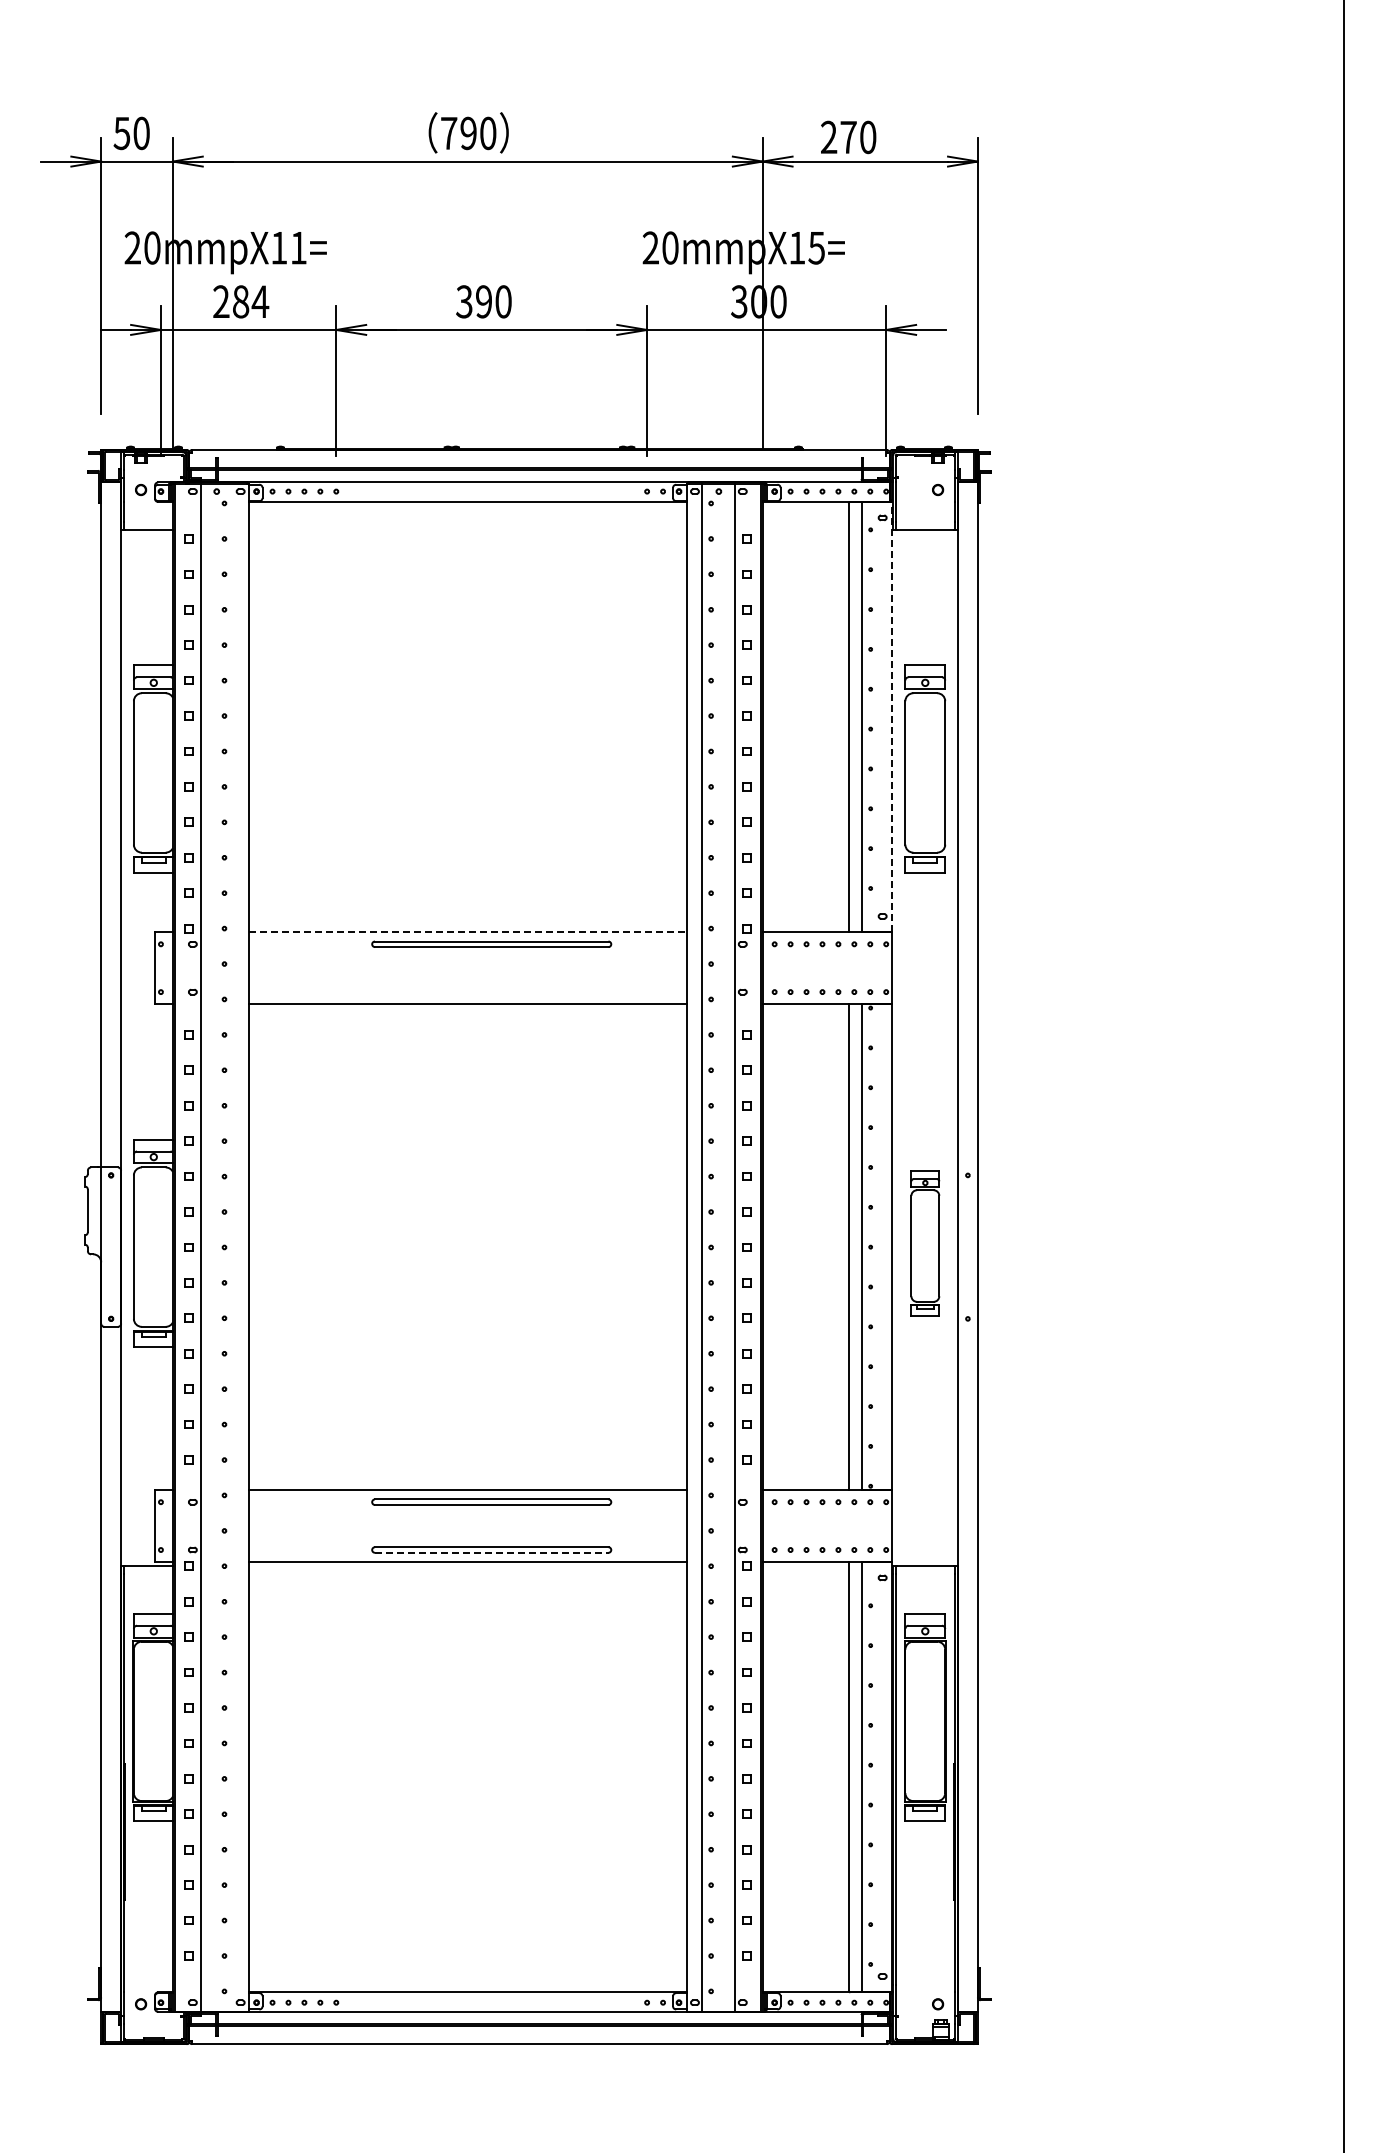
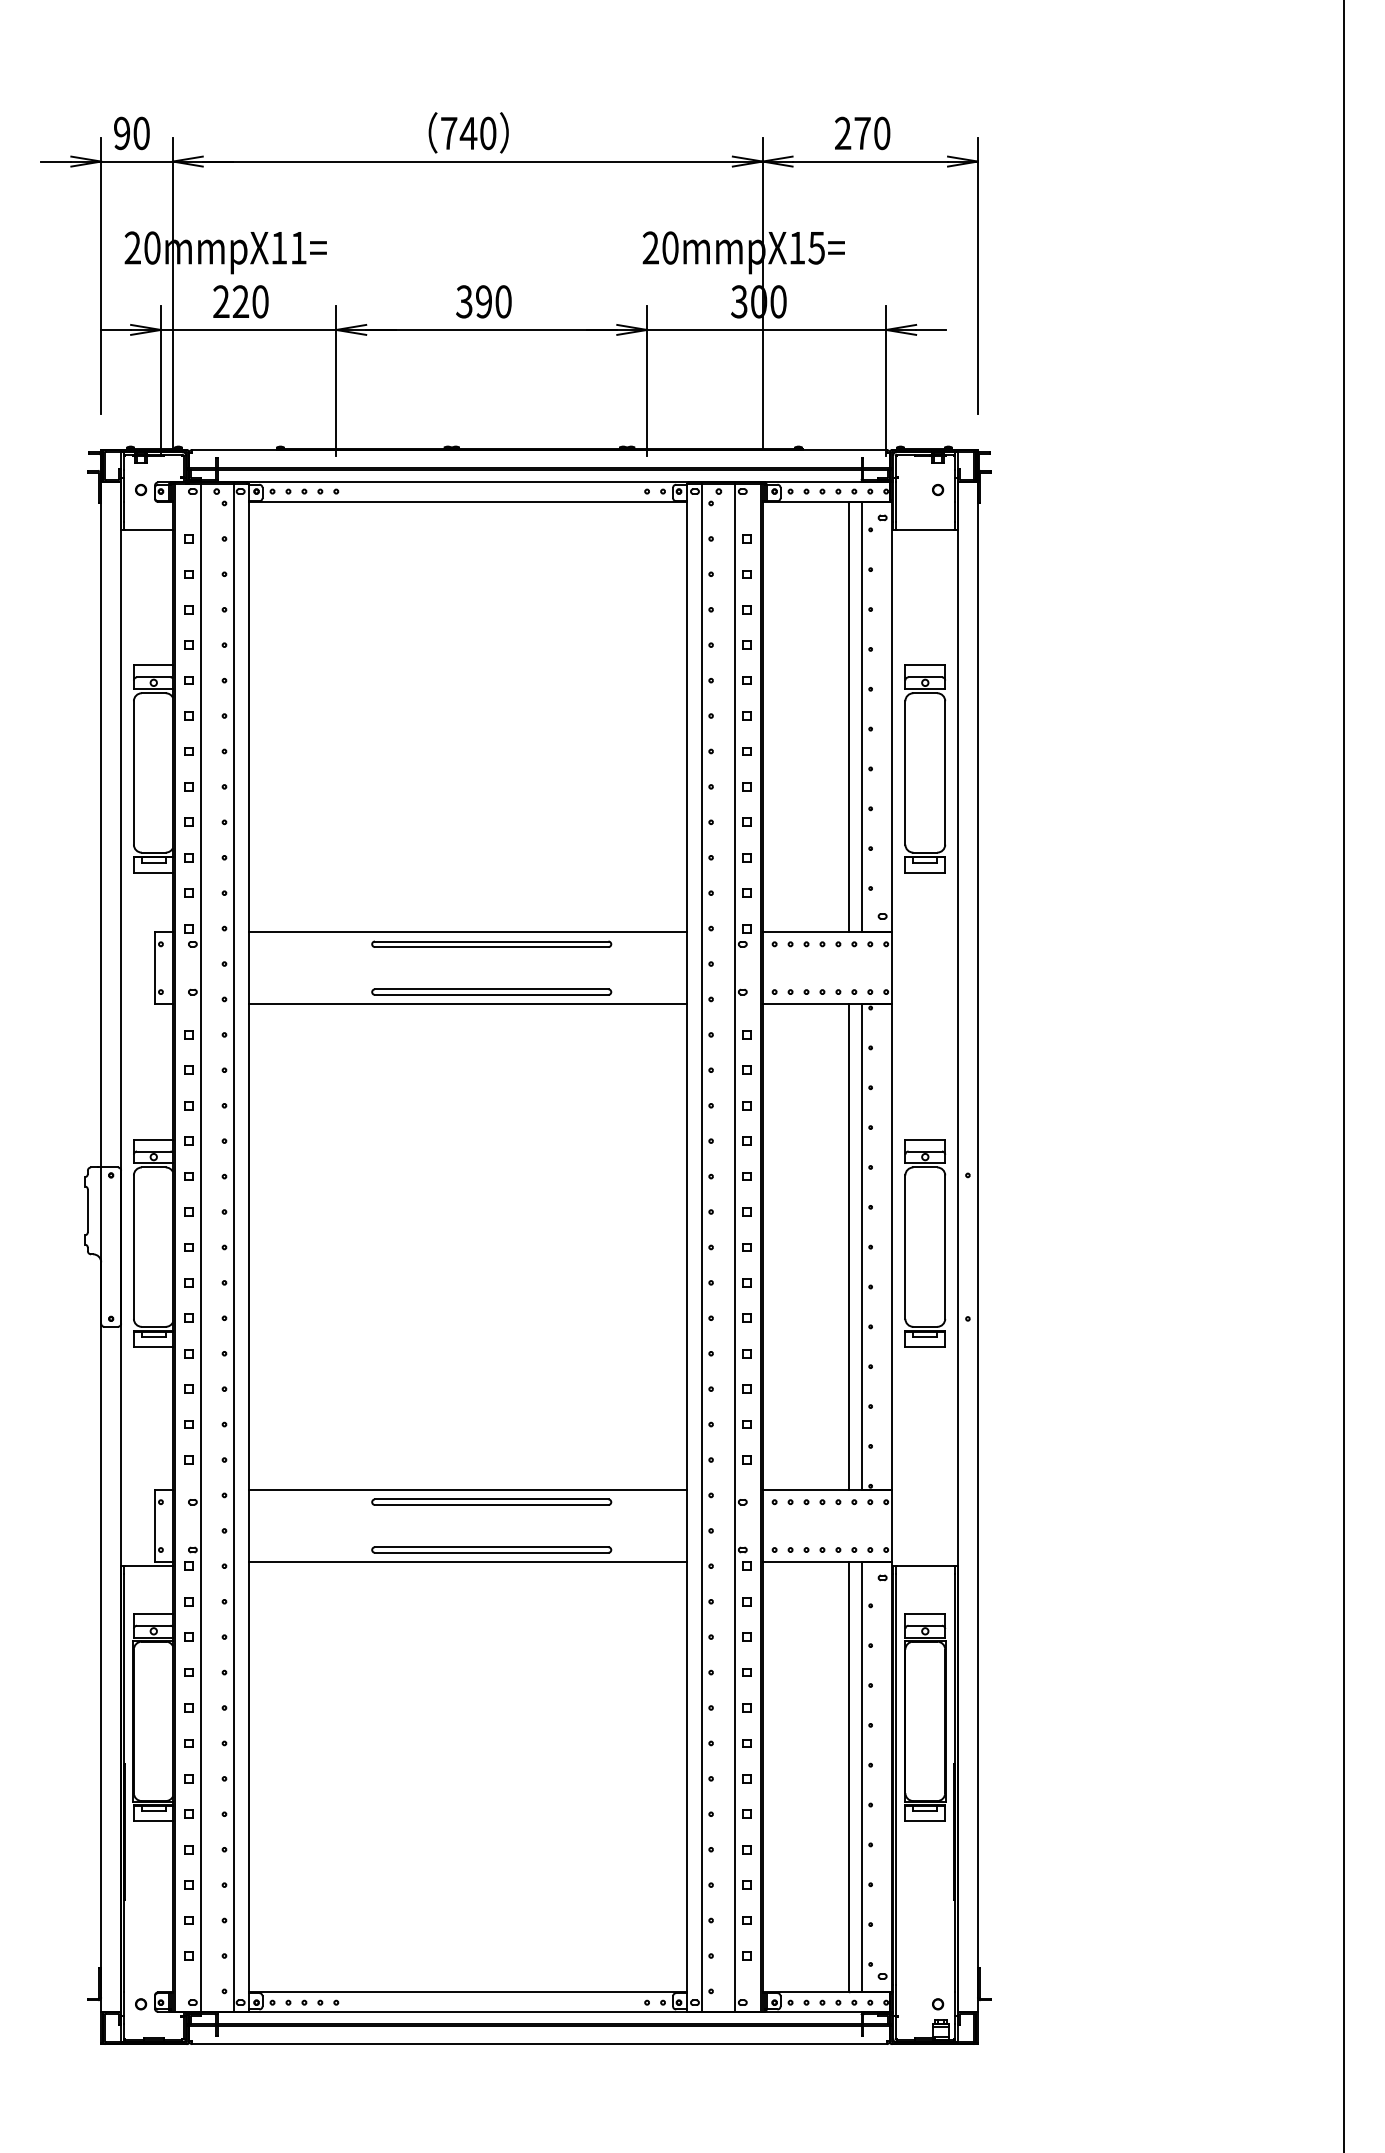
text: 50 -> 90 (121, 133)
text: 790 -> 740 (468, 133)
text position: (848, 137) -> (862, 133) (862, 133)
text: 284 -> 220 (250, 301)
line: dashed -> solid (891, 716)
line: dashed -> solid (467, 932)
part: none -> present (491, 991)
part size: 31x147 px -> 43x209 px (925, 1243)
line: none -> present (234, 1247)
line: dashed -> solid (491, 1552)
